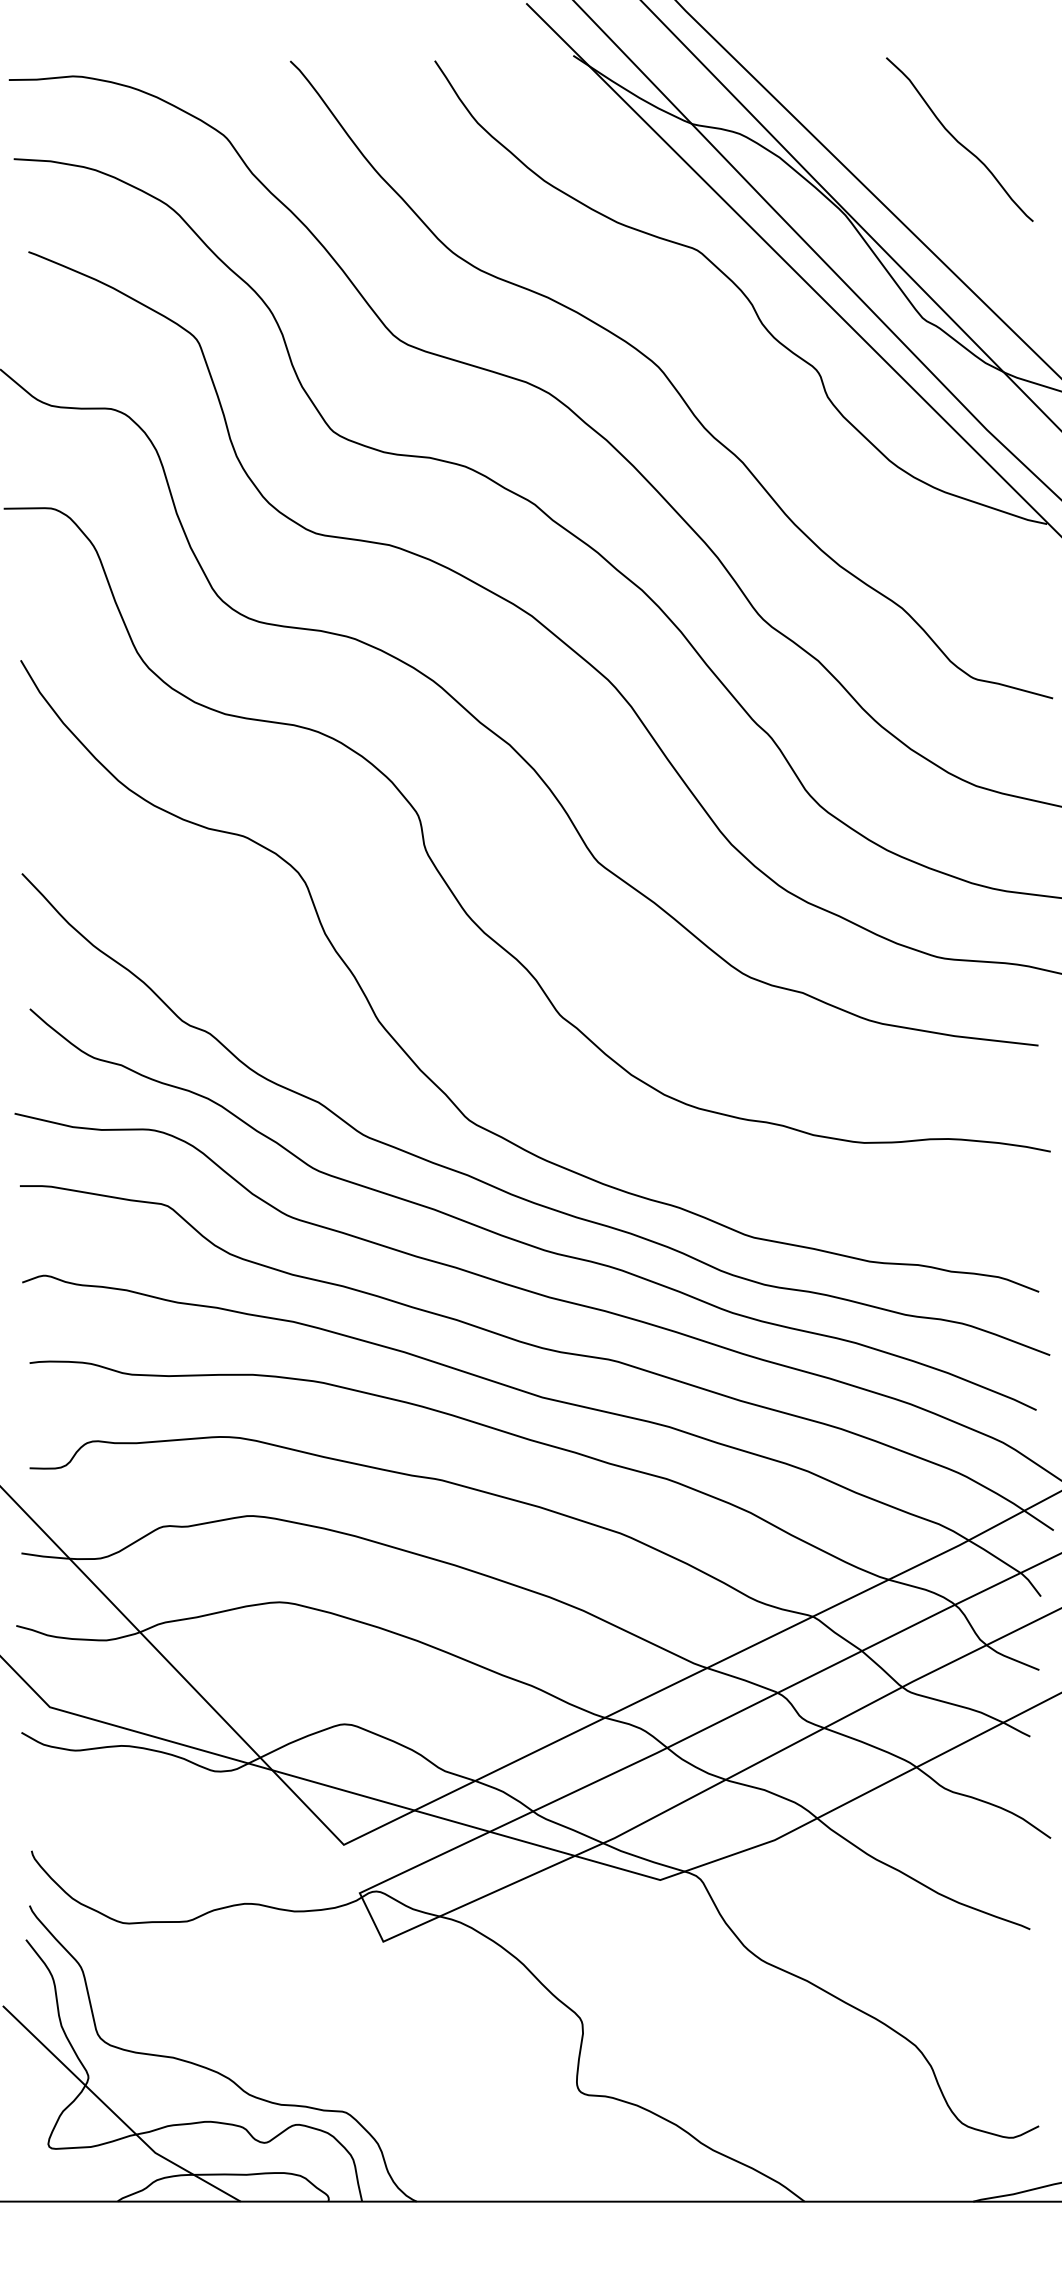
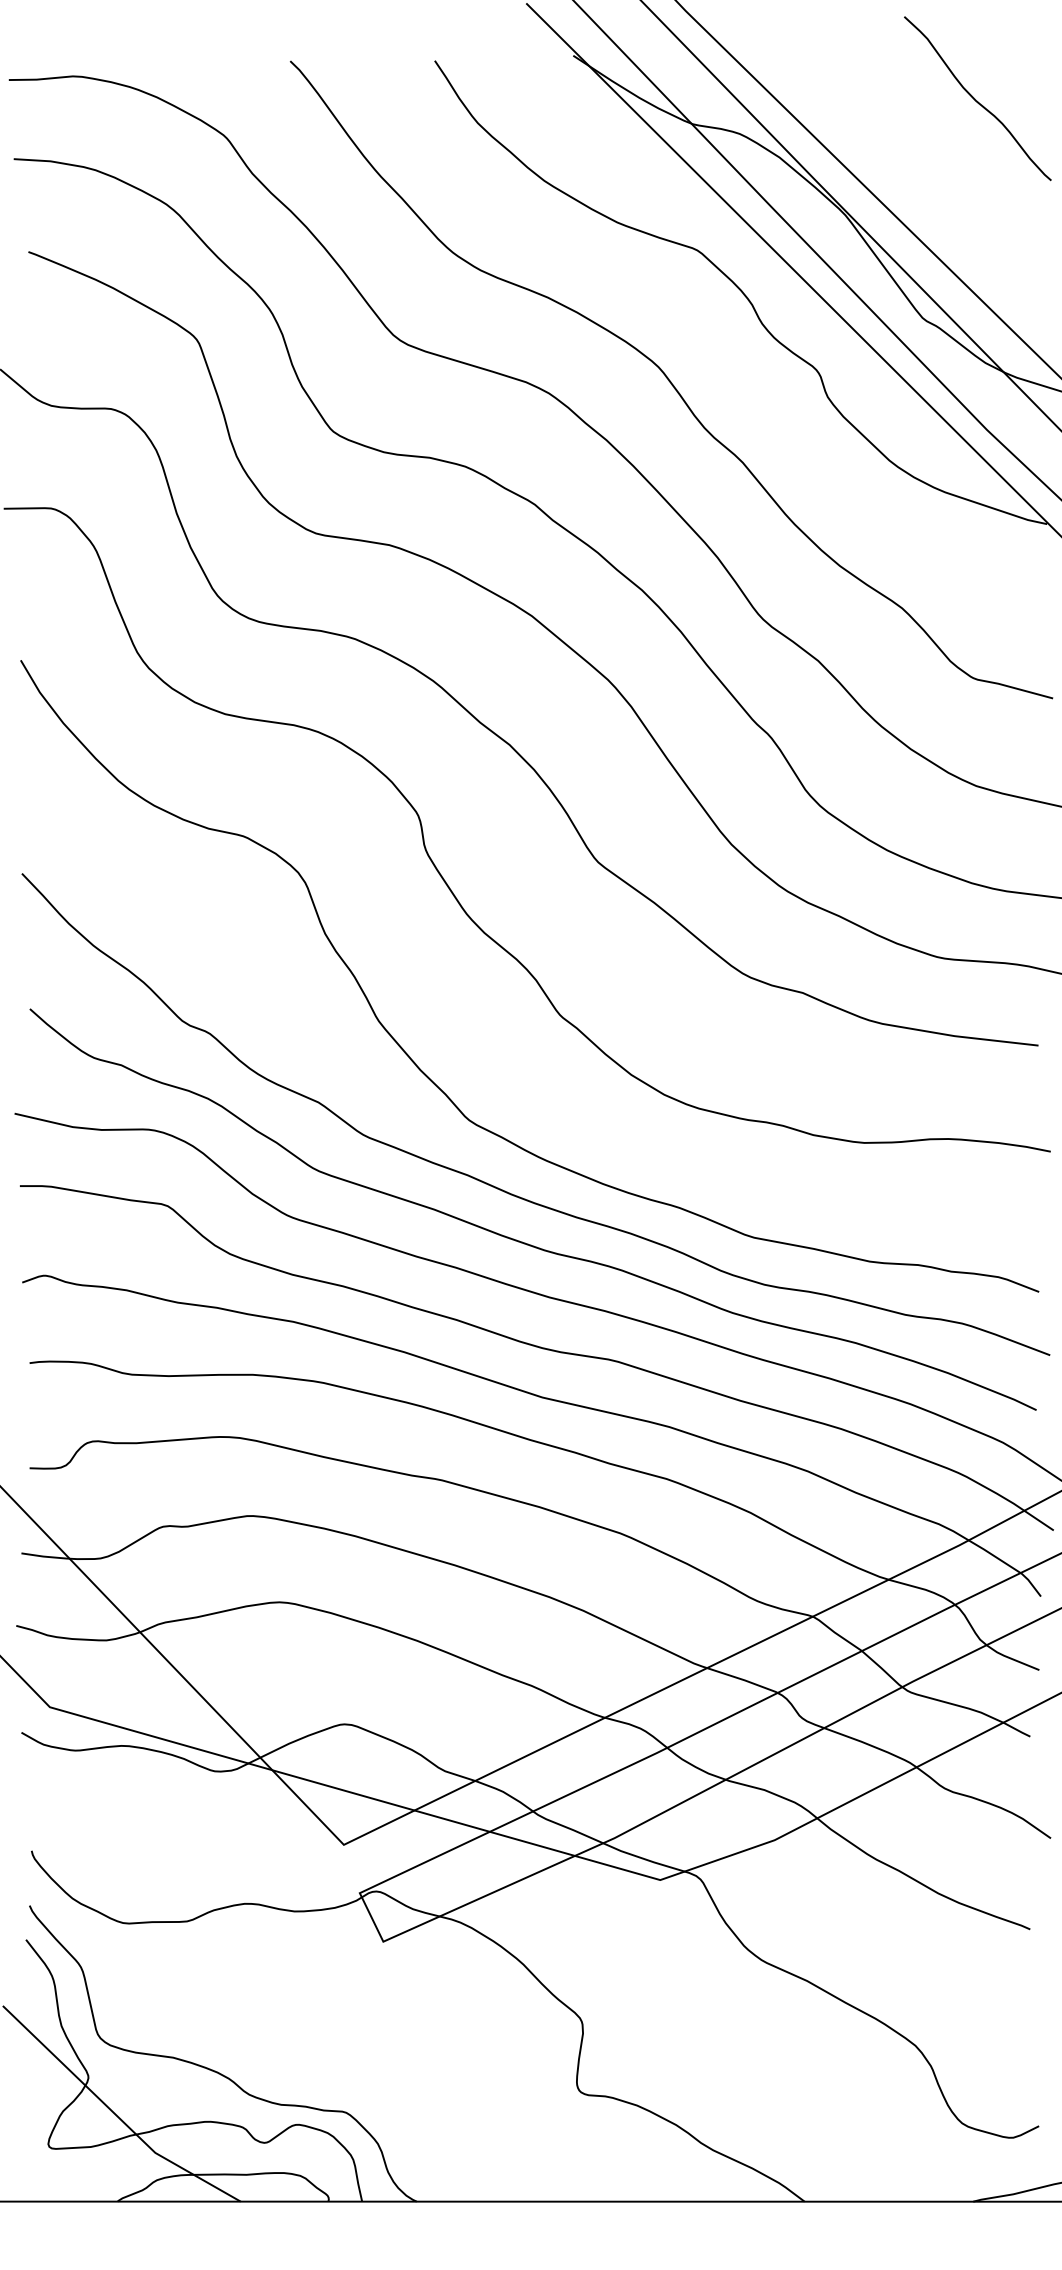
curve position: (958, 140) -> (976, 99) (976, 99)
